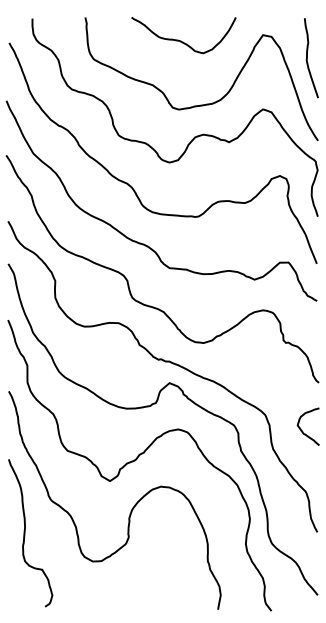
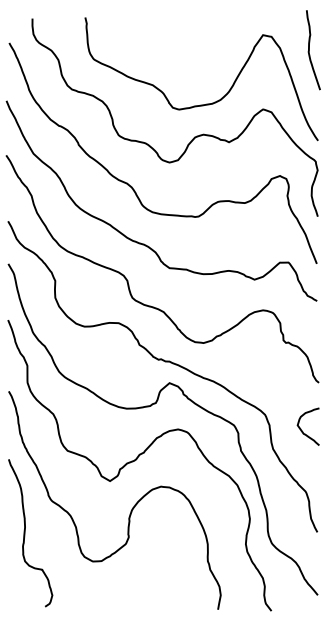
curve: present -> none (181, 40)
curve position: (307, 58) -> (309, 50) (309, 50)
